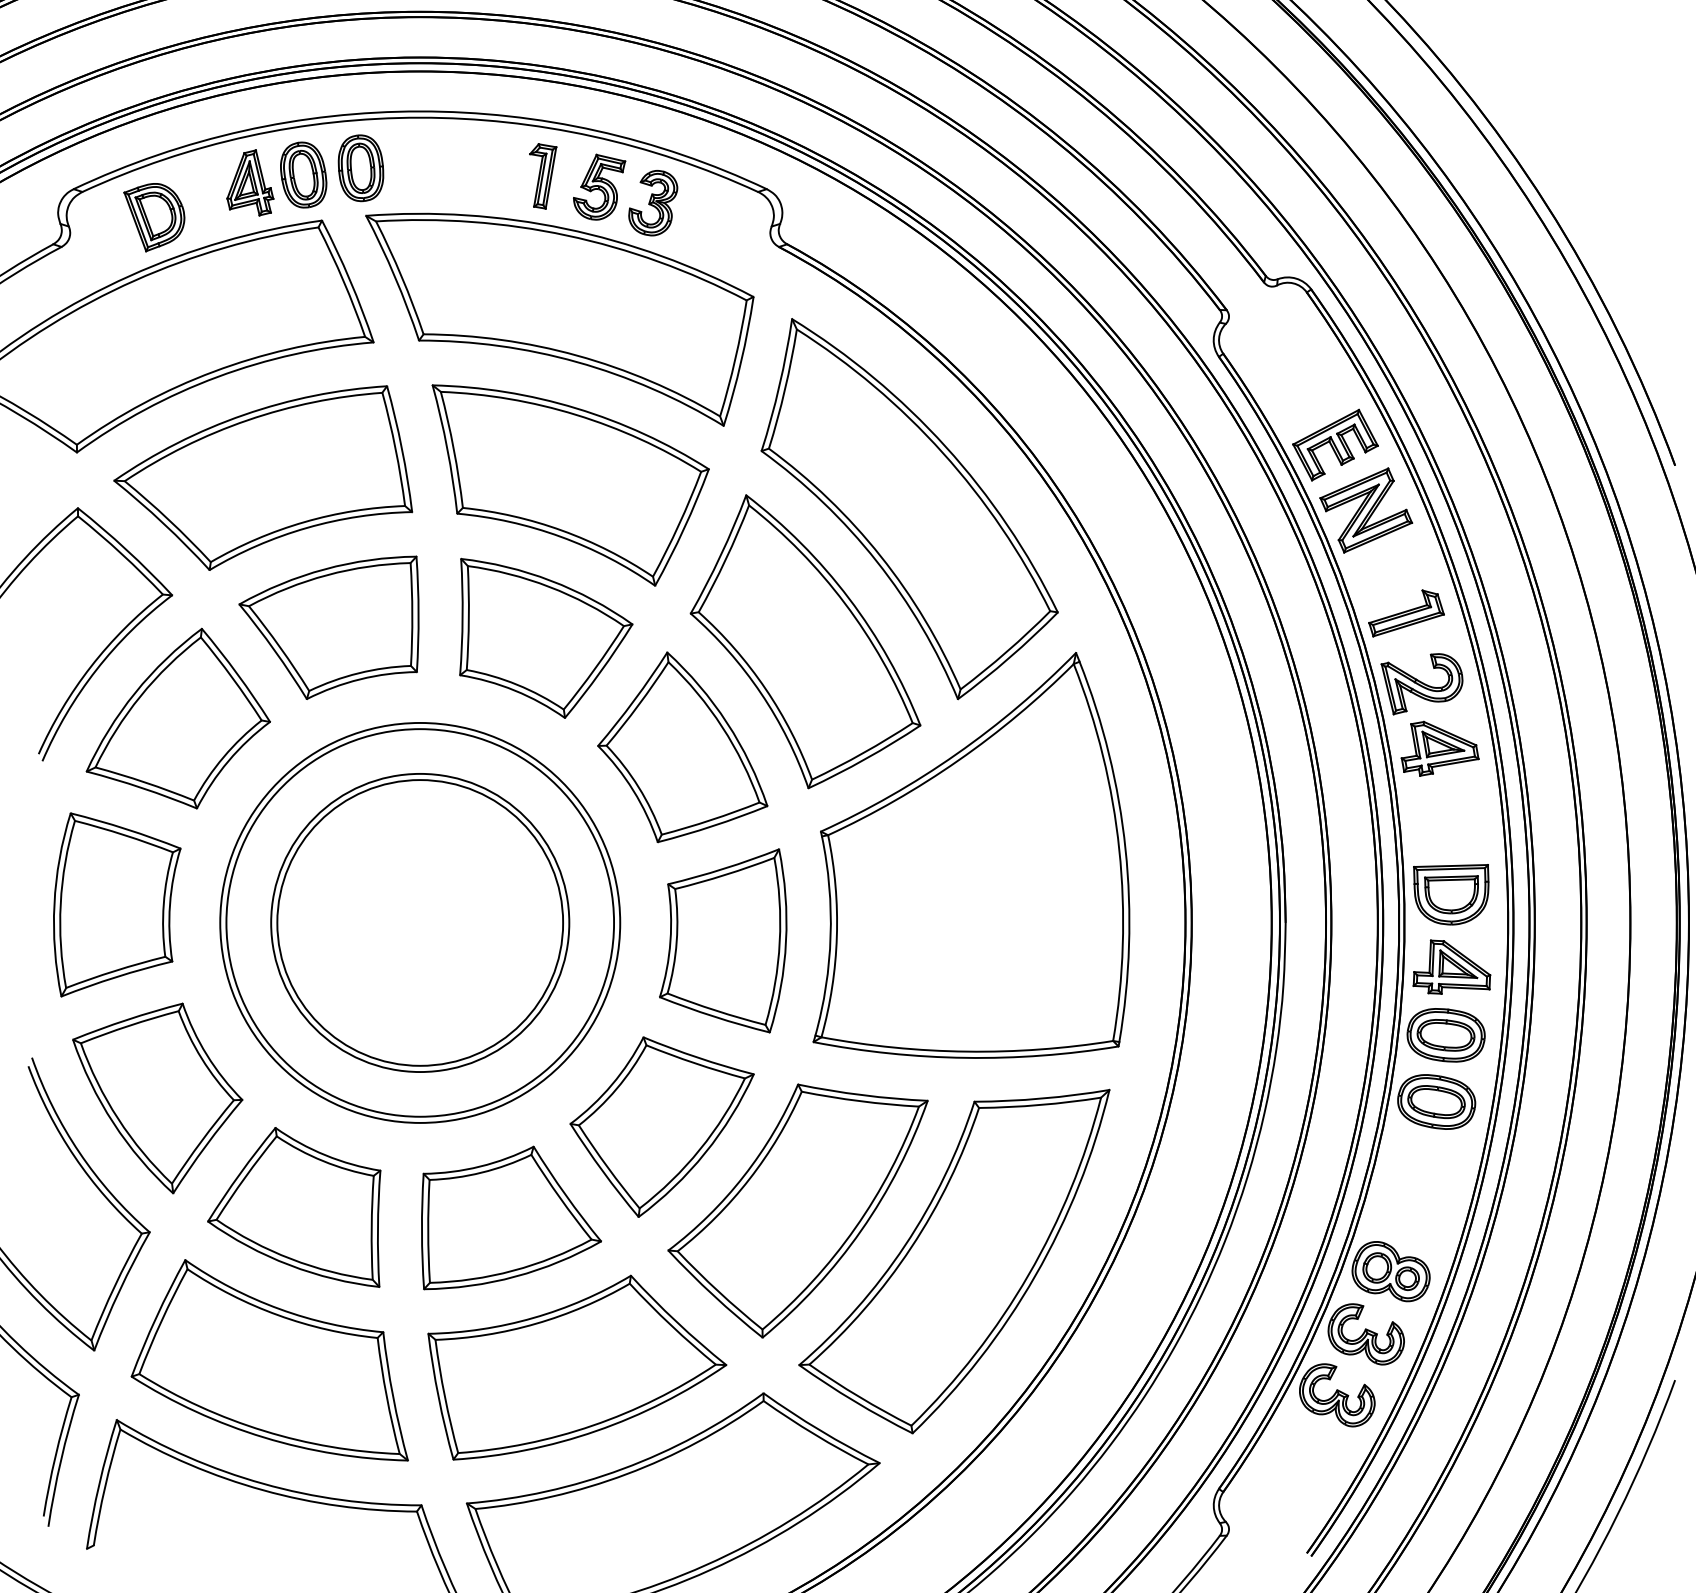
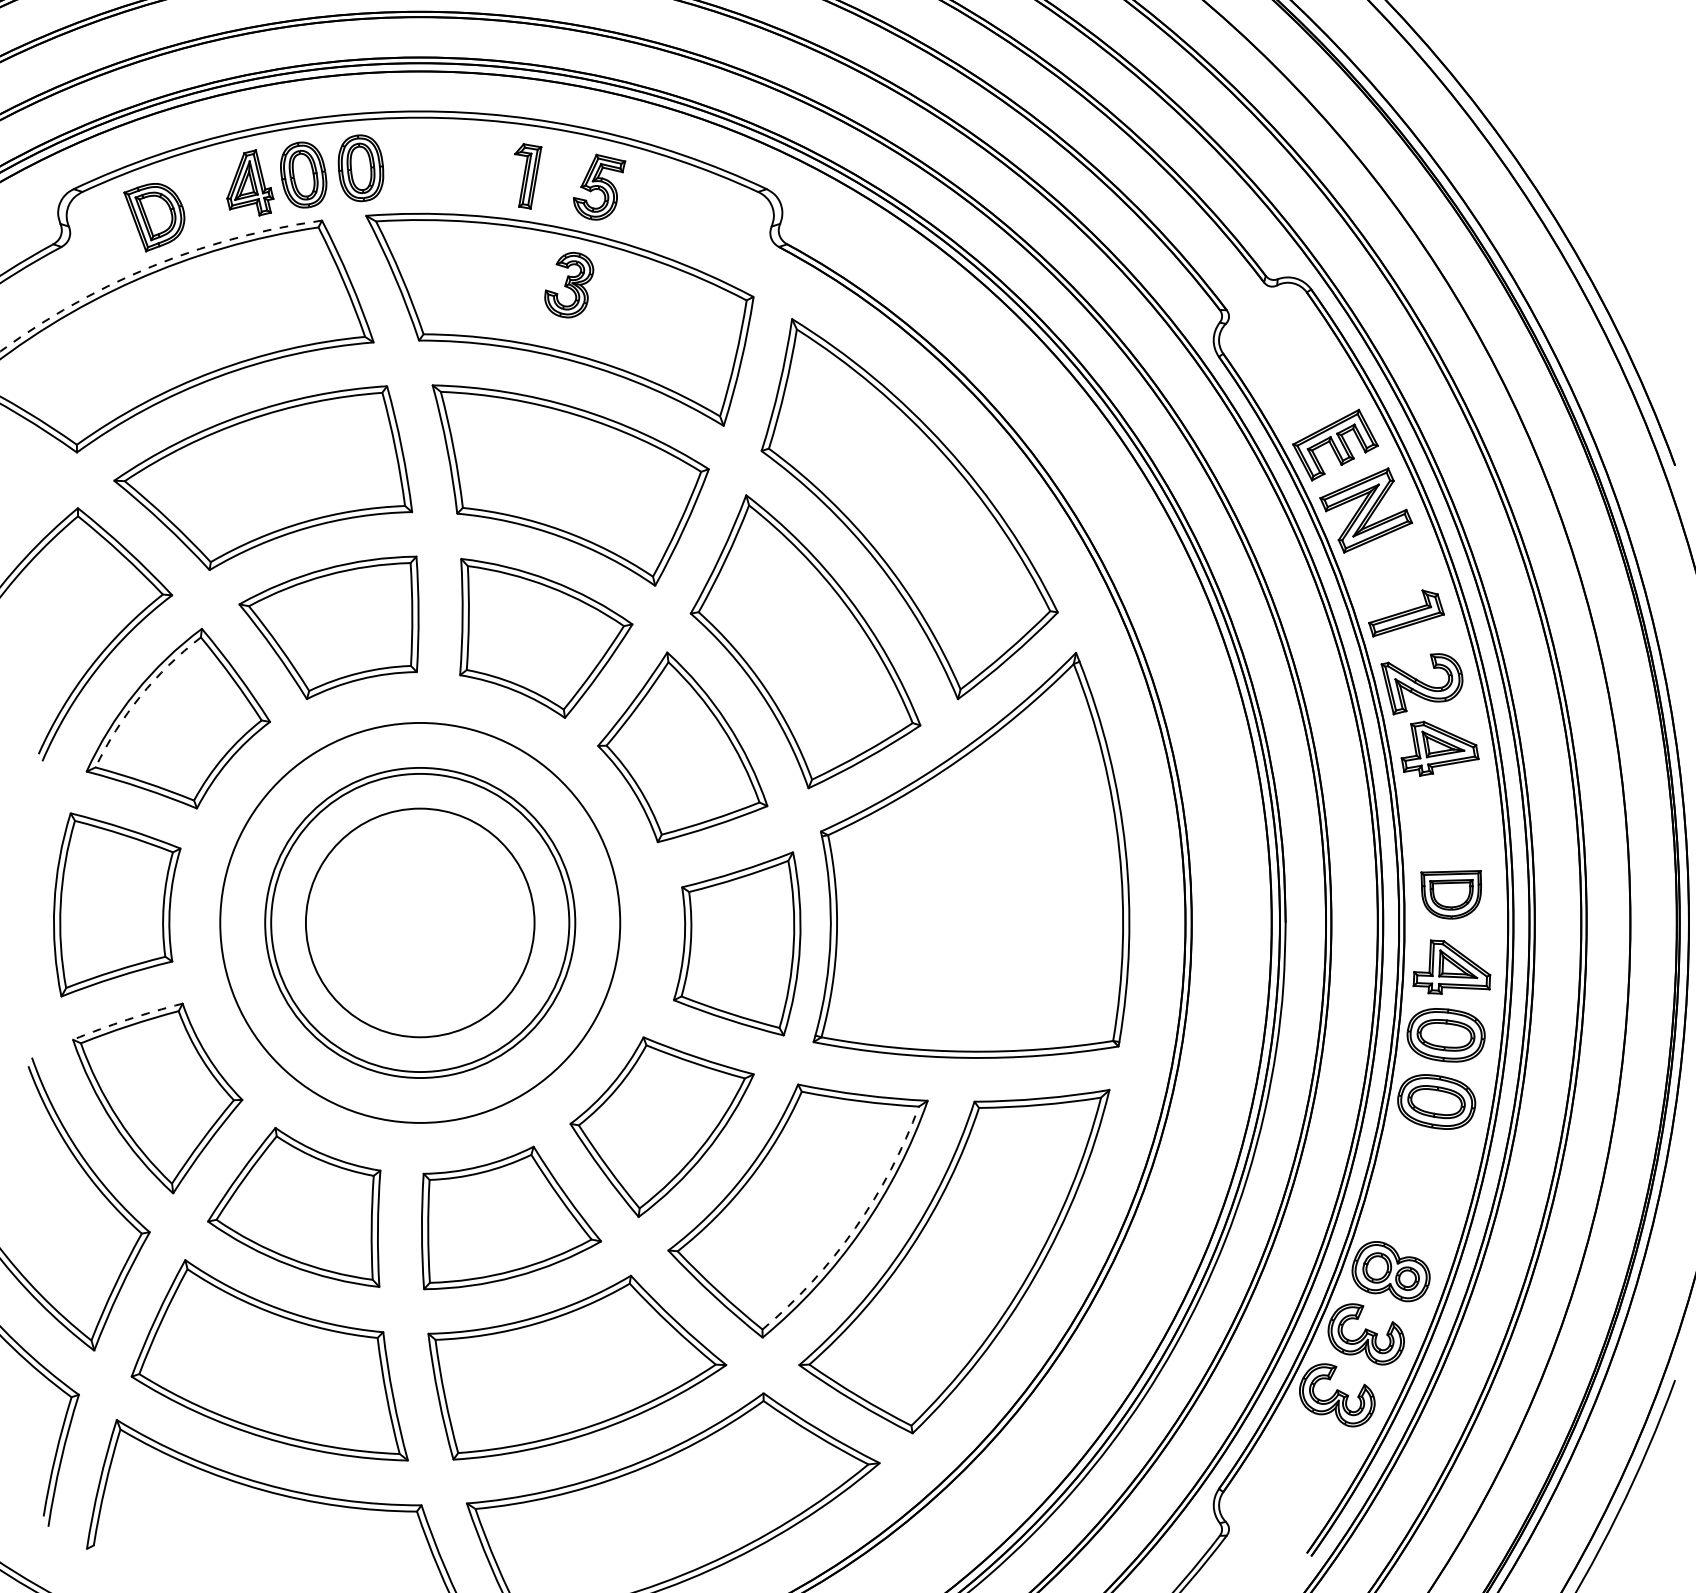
part position: (543, 176) -> (528, 176) (528, 176)
part position: (653, 203) -> (569, 285) (569, 285)
arc: solid -> dashed (152, 266)
arc: solid -> dashed (140, 696)
part size: 77x62 px -> 62x51 px (1450, 894)
circle diameter: 286 px -> 229 px (419, 922)
circle diameter: 388 px -> 310 px (420, 922)
part position: (723, 940) -> (737, 943) (737, 943)
arc: solid -> dashed (127, 1019)
arc: solid -> dashed (855, 1228)
